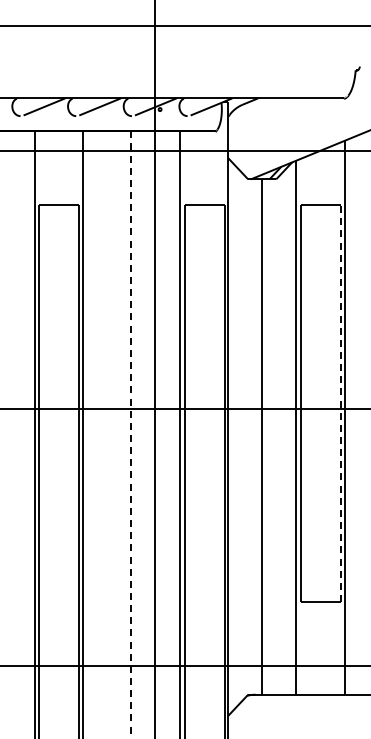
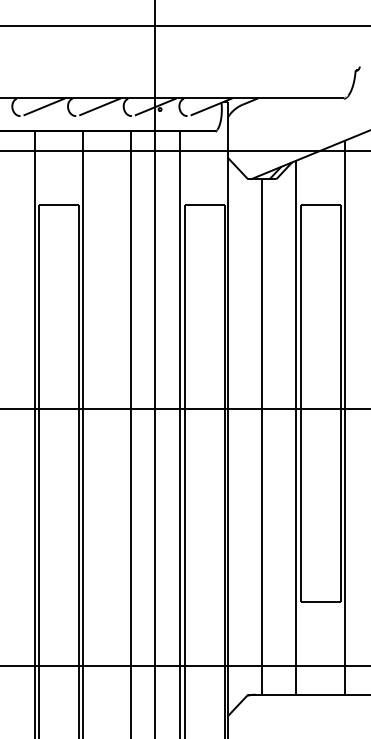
line: dashed -> solid (340, 403)
line: dashed -> solid (131, 435)
